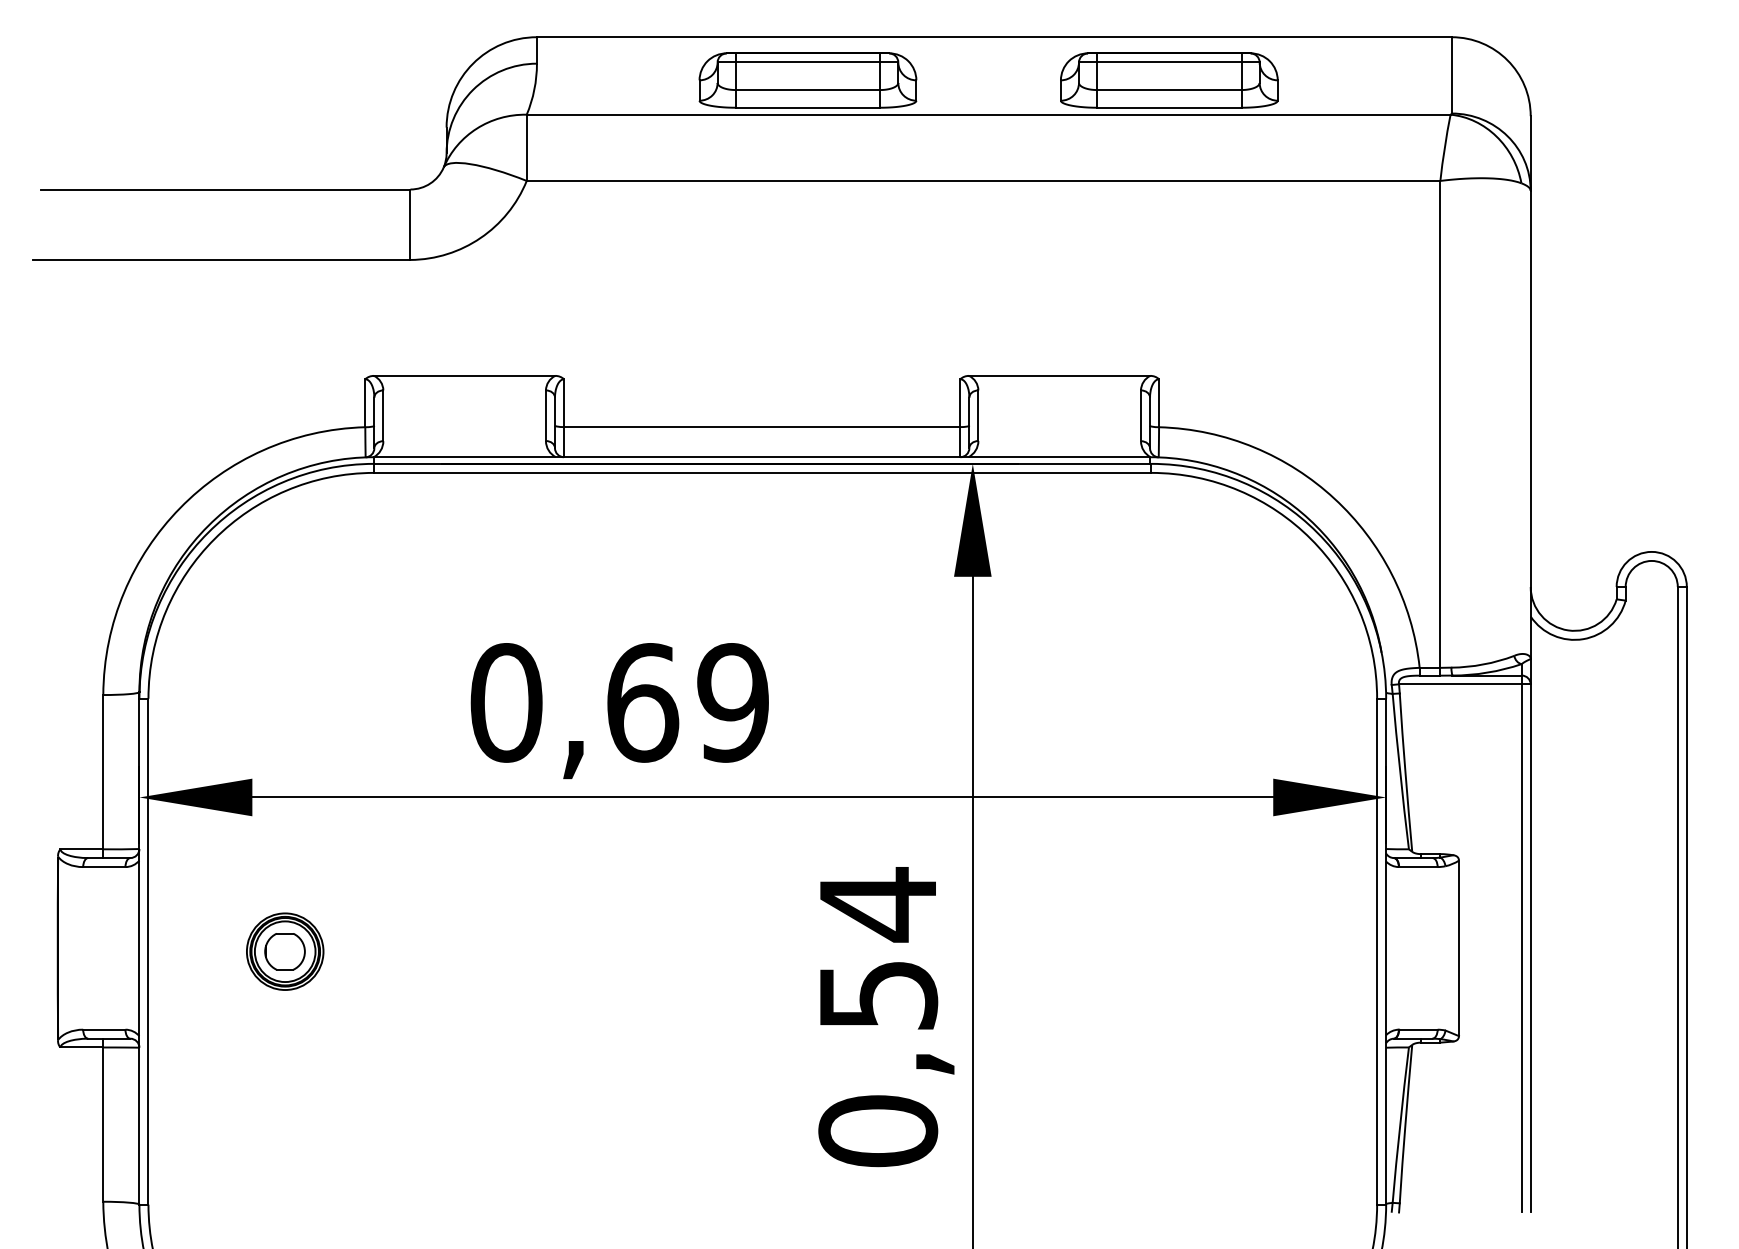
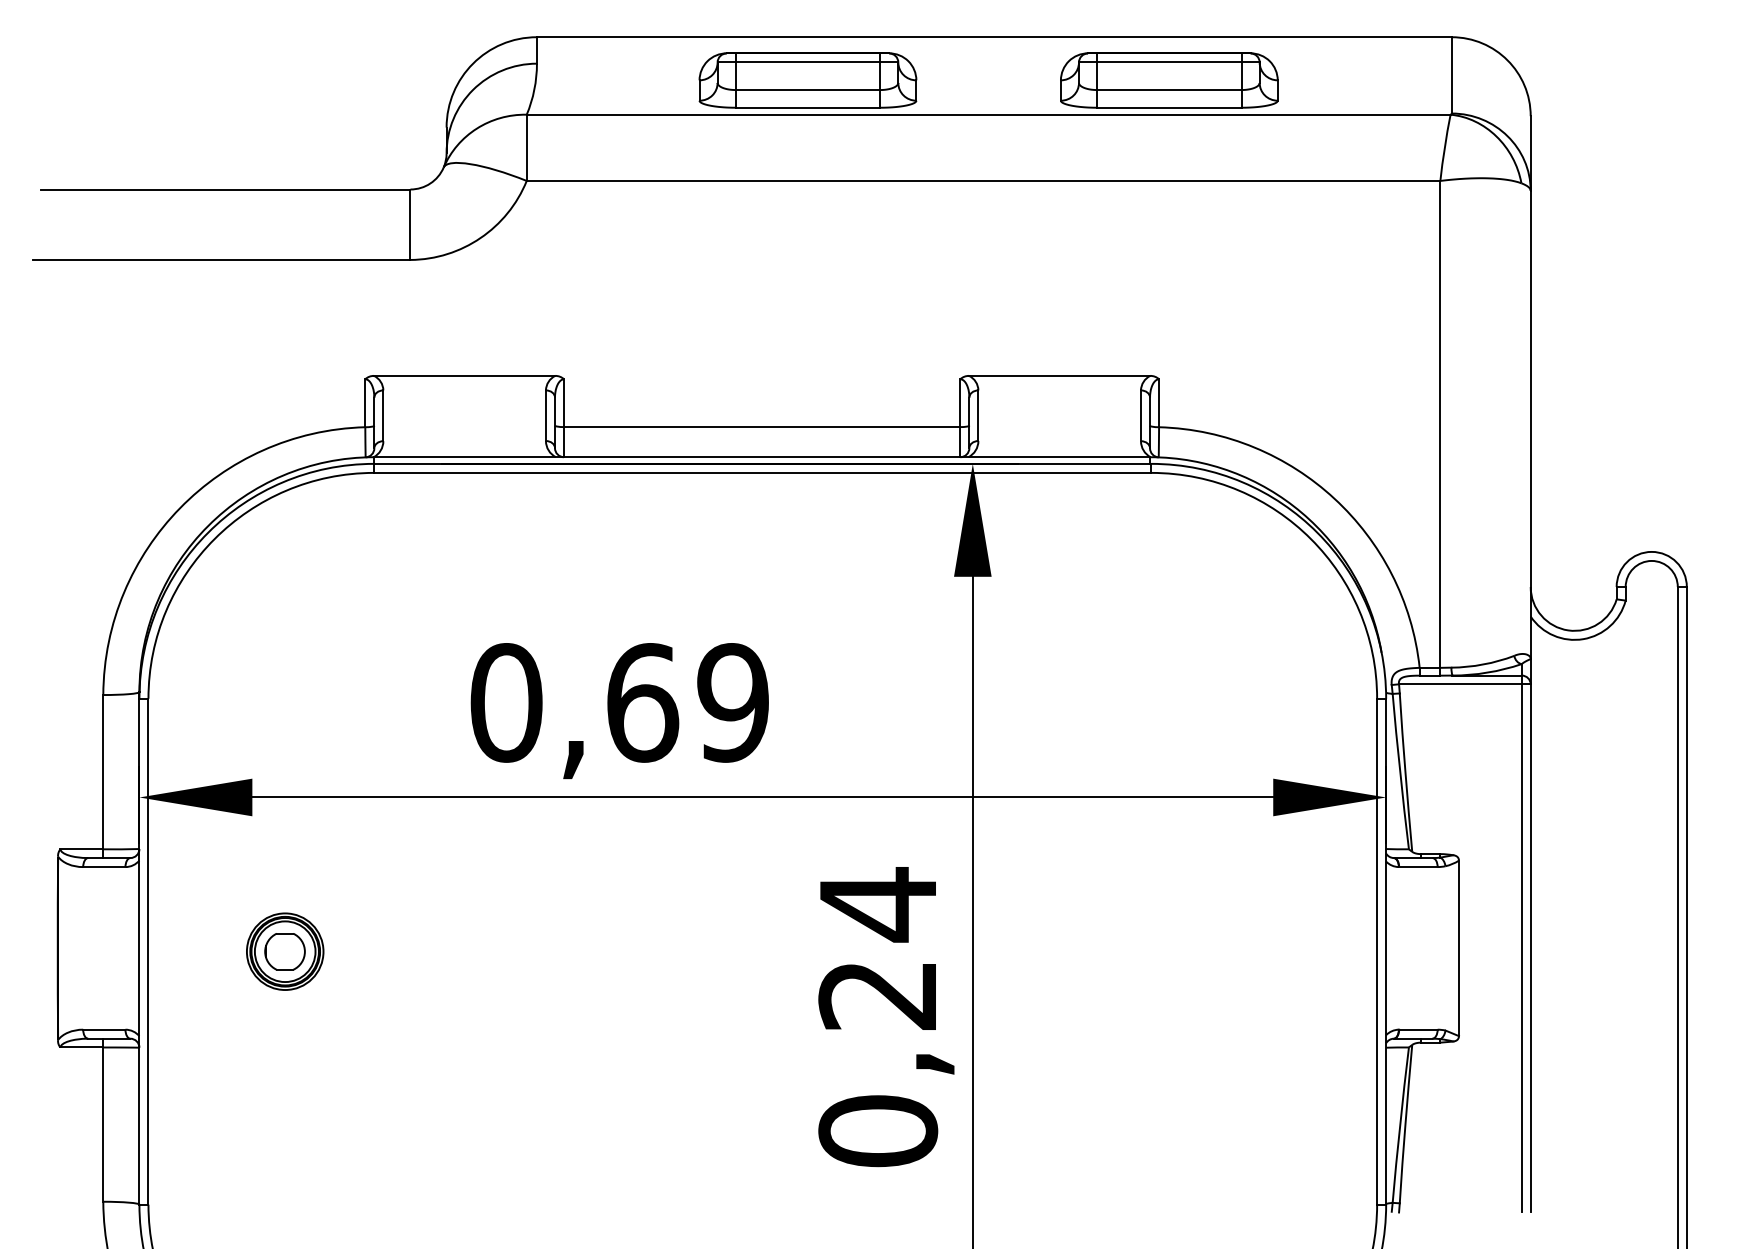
text: 0,54 -> 0,24 (878, 995)
